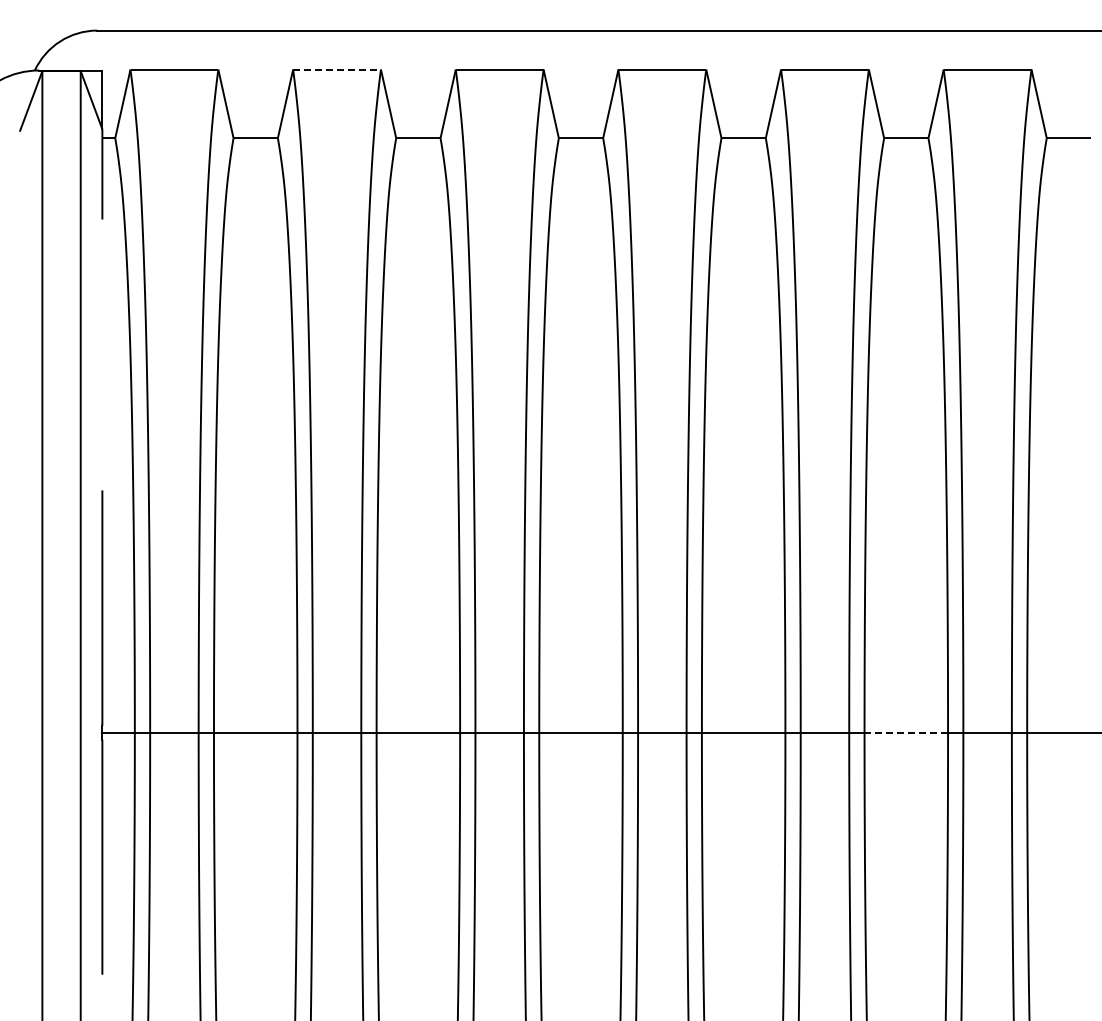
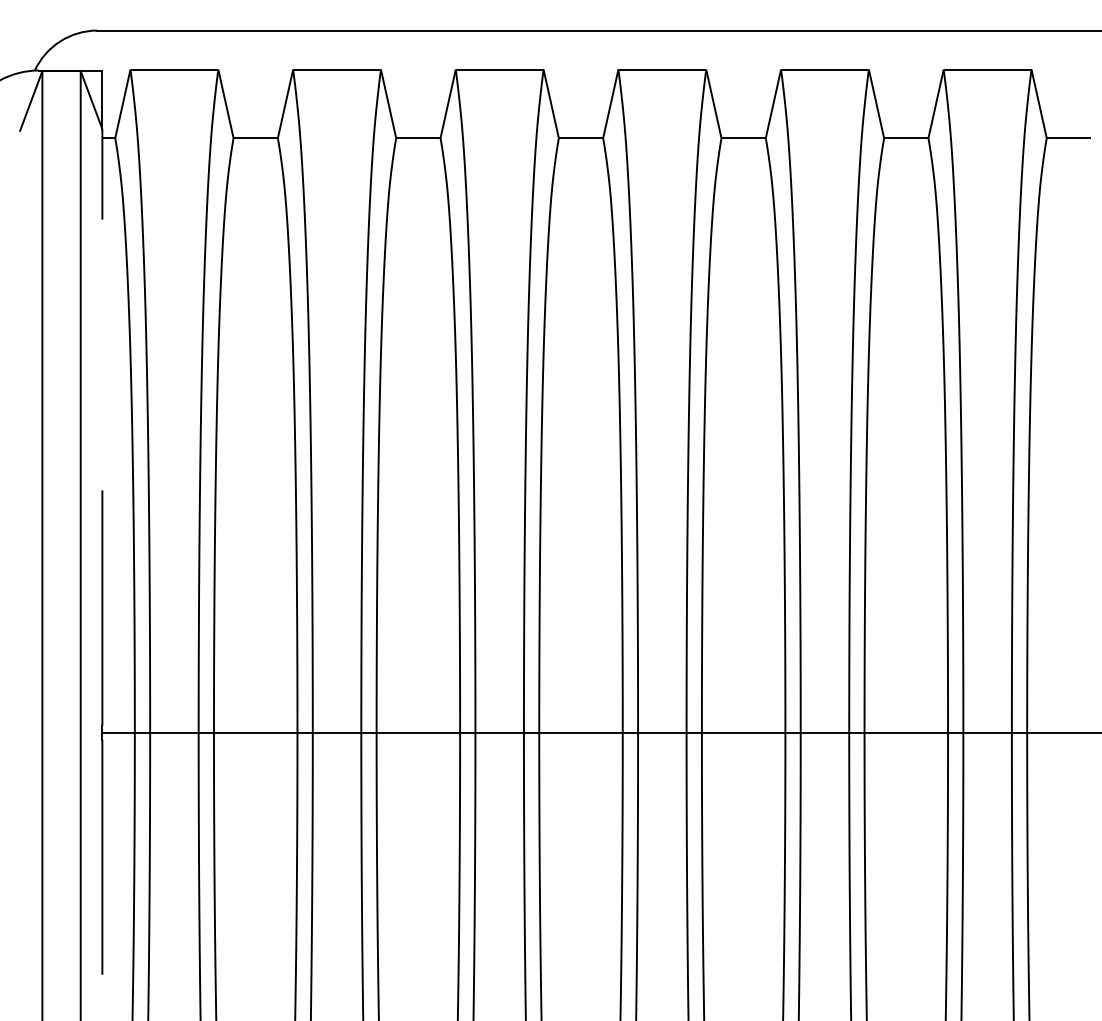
line: dashed -> solid (336, 69)
line: dashed -> solid (906, 732)
